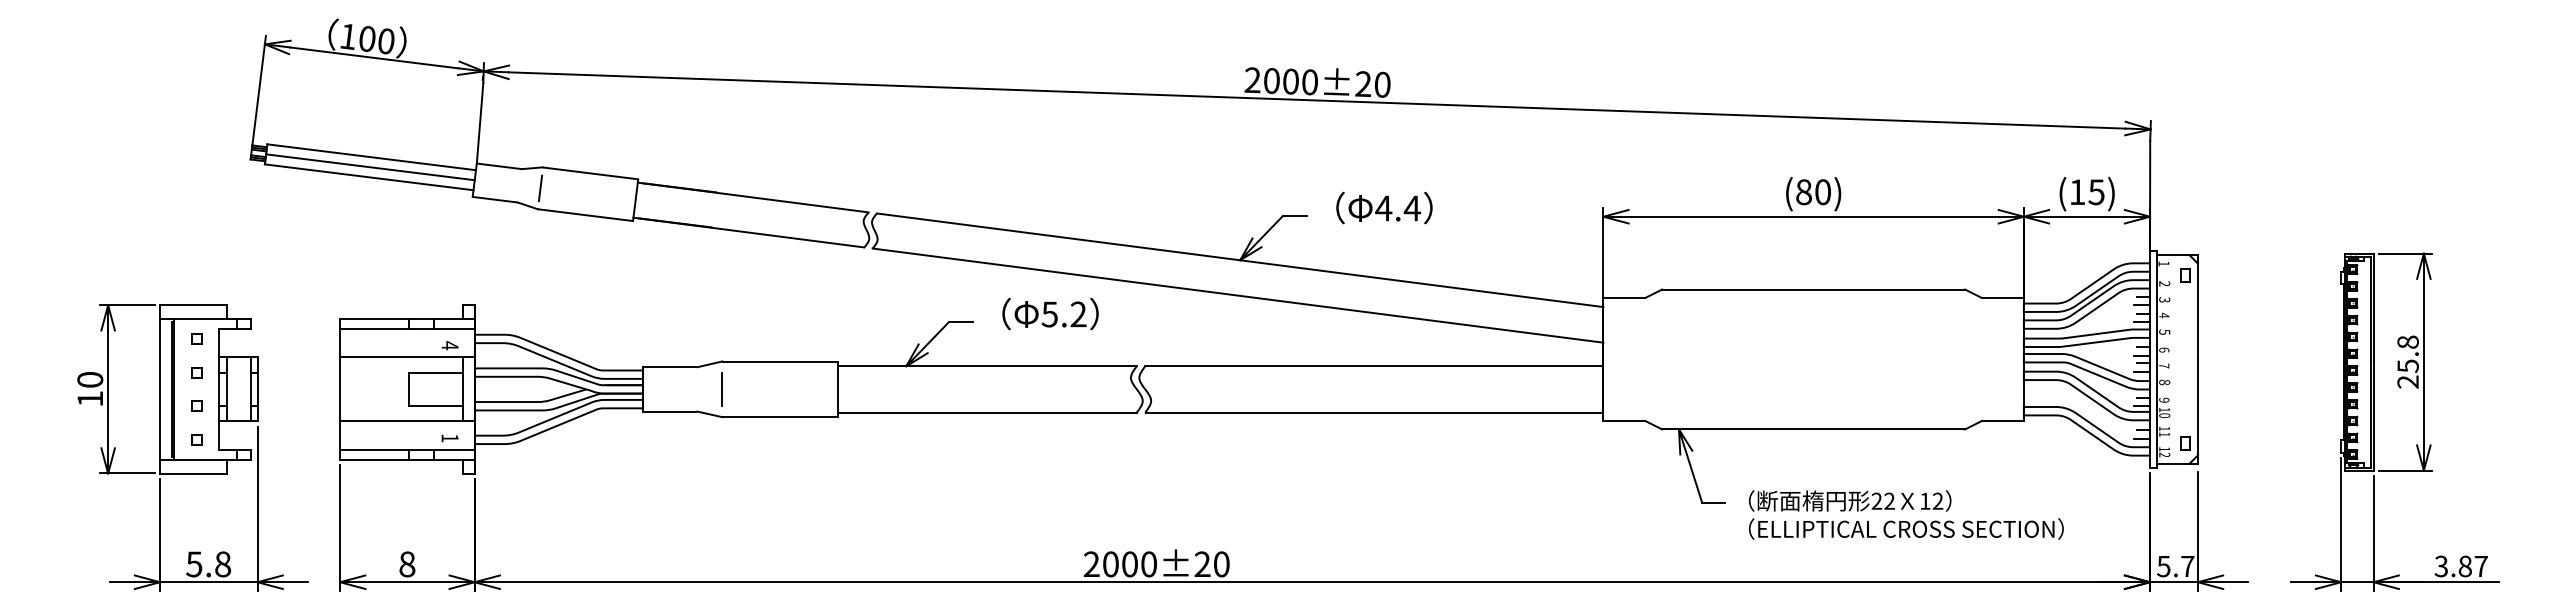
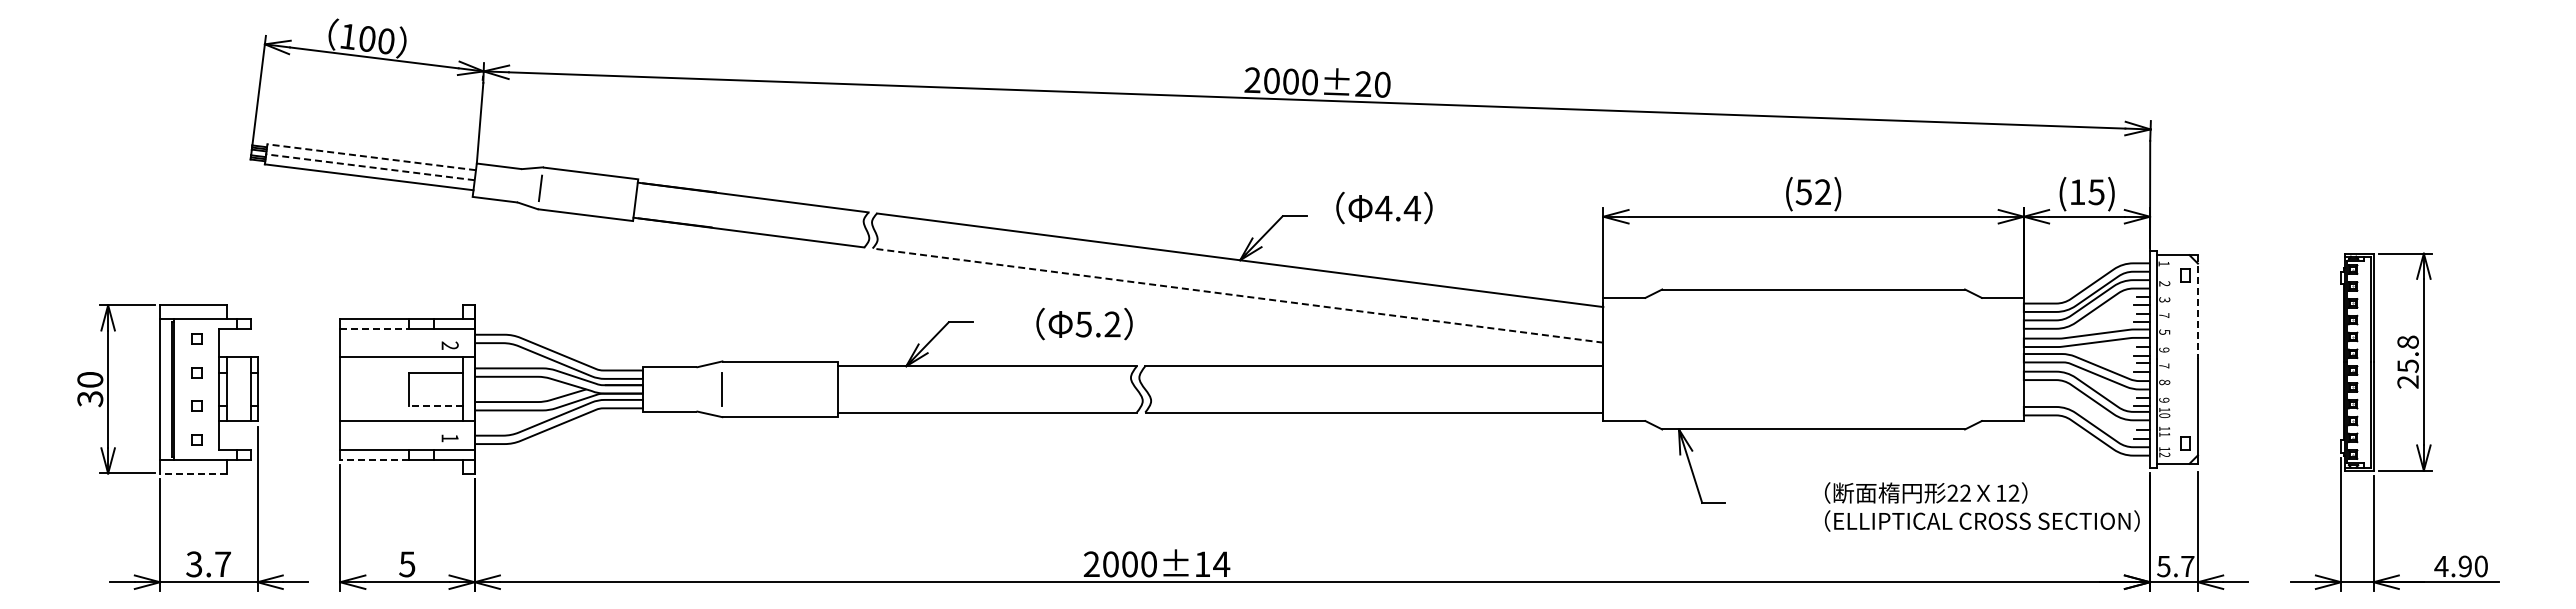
line: solid -> dashed (371, 157)
line: solid -> dashed (369, 167)
text: (80) -> (52) (1812, 192)
line: solid -> dashed (1237, 295)
line: solid -> dashed (2197, 307)
text position: (1050, 313) -> (1084, 323) (1084, 323)
text: 4 -> 7 (2164, 315)
line: solid -> dashed (375, 328)
text: 4 -> 2 (449, 345)
text: 6 -> 9 (2164, 349)
text: 10 -> 30 (90, 399)
line: solid -> dashed (436, 406)
line: solid -> dashed (374, 460)
line: solid -> dashed (193, 473)
text position: (1906, 514) -> (1982, 506) (1982, 506)
text: 5.8 -> 3.7 (208, 564)
text: 8 -> 5 (407, 564)
text: 2000±20 -> 2000±14 (1212, 564)
text: 3.87 -> 4.90 (2460, 566)
